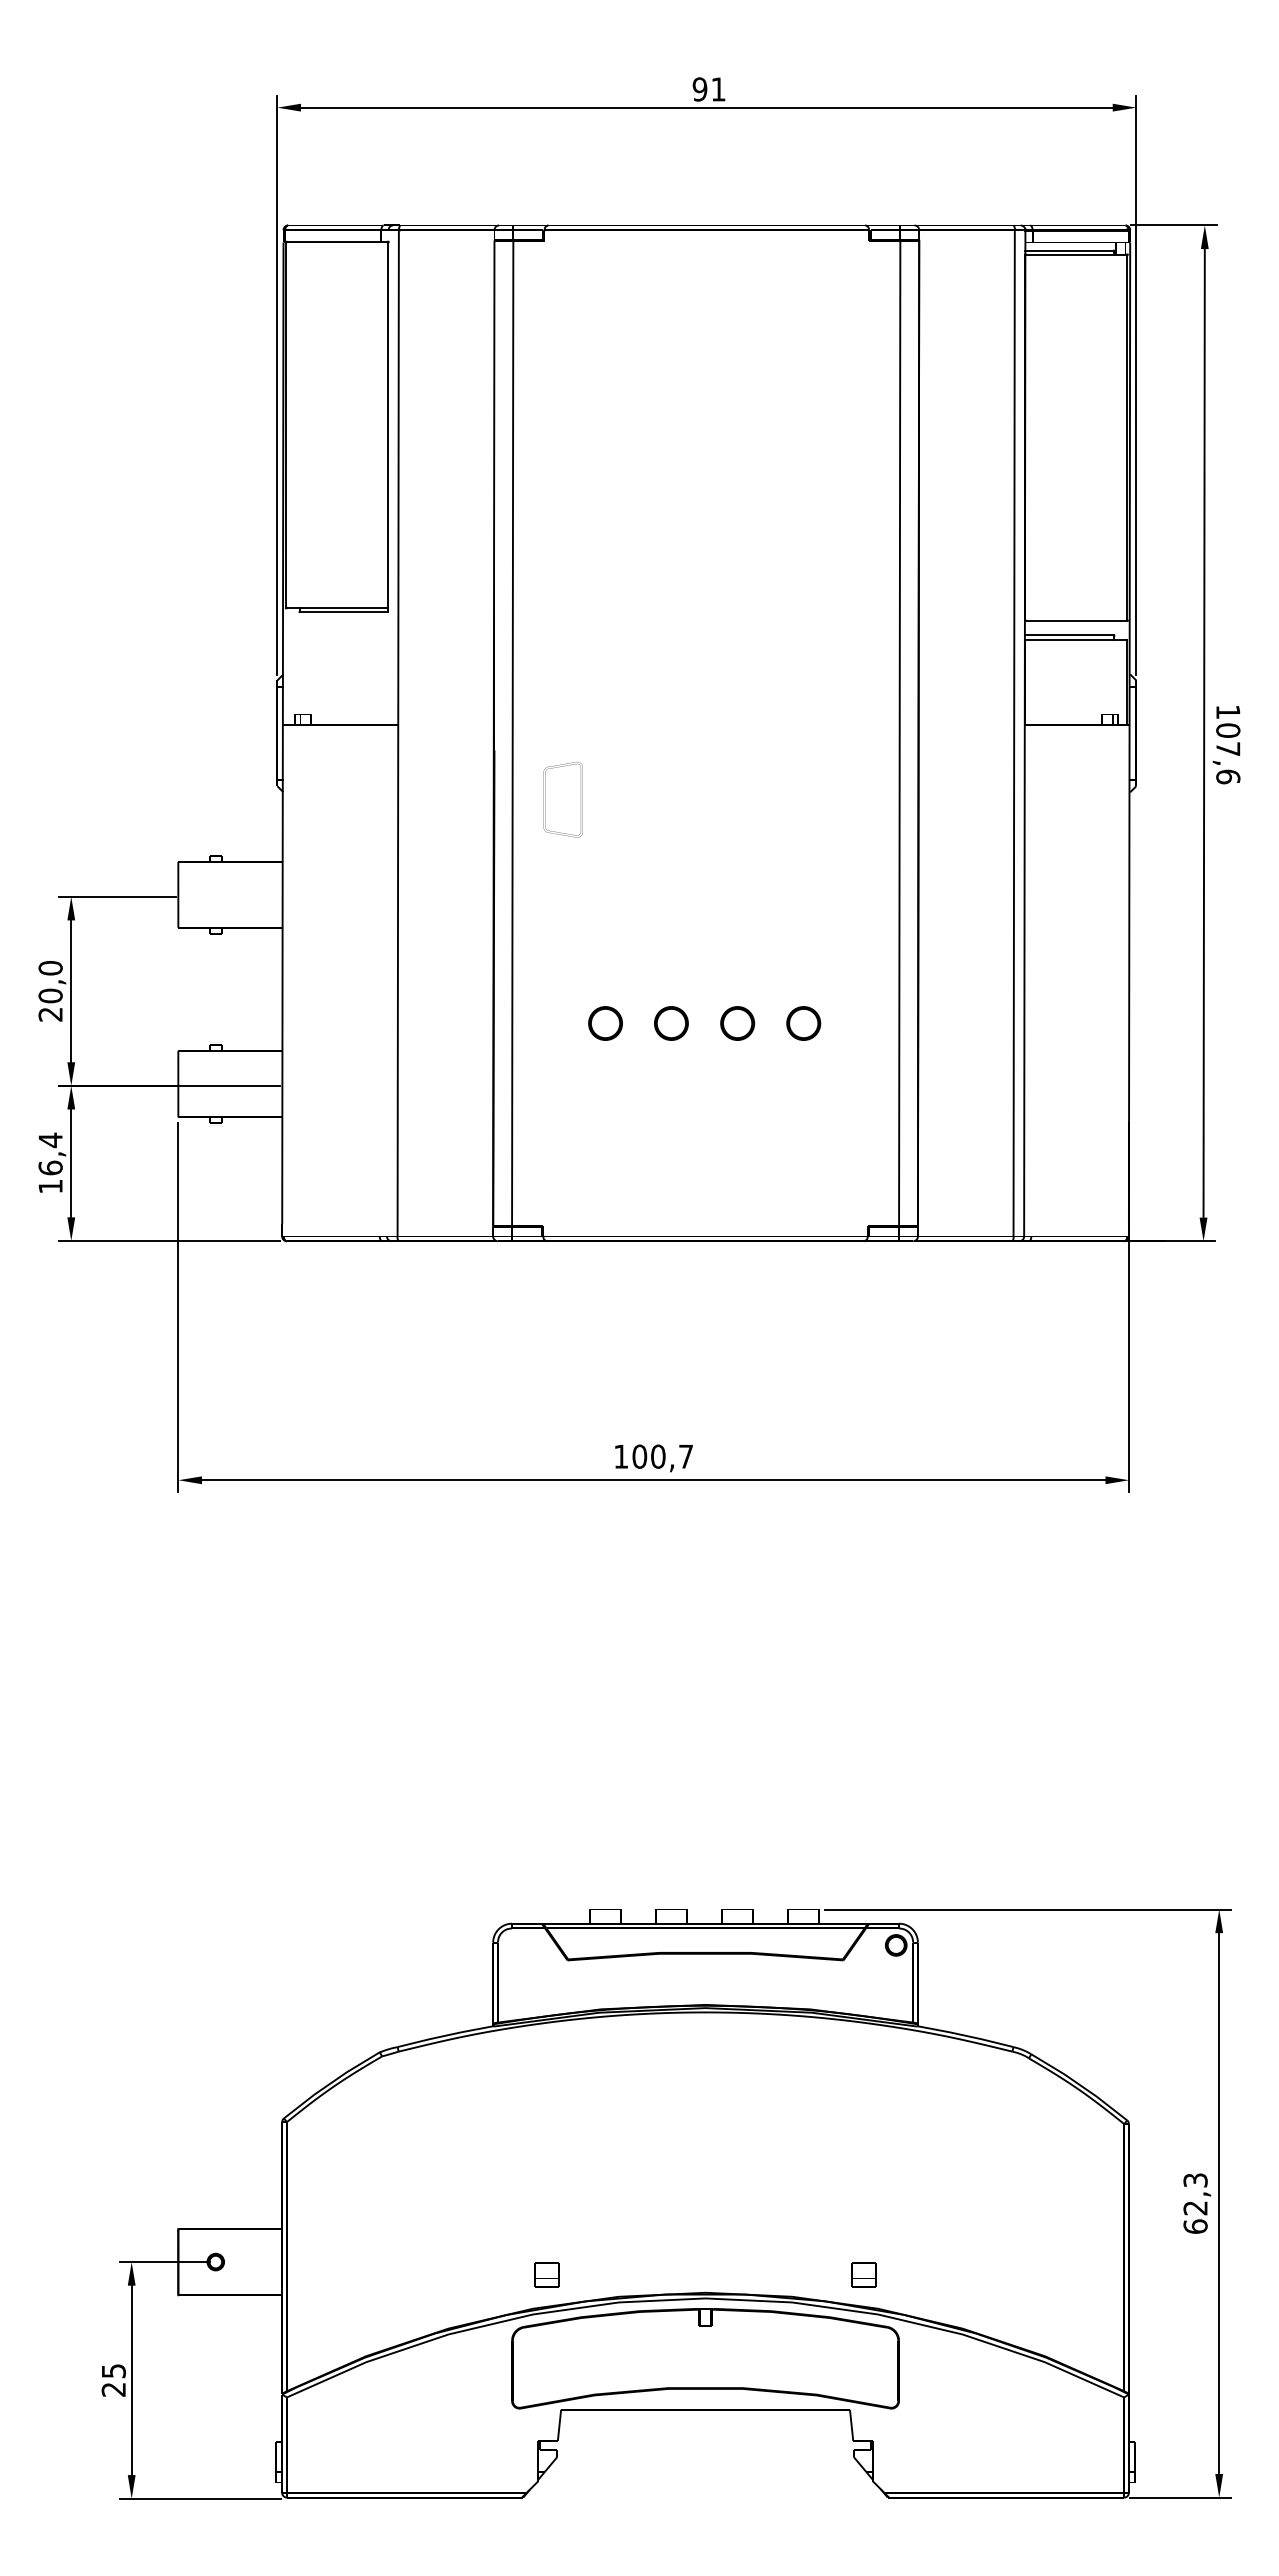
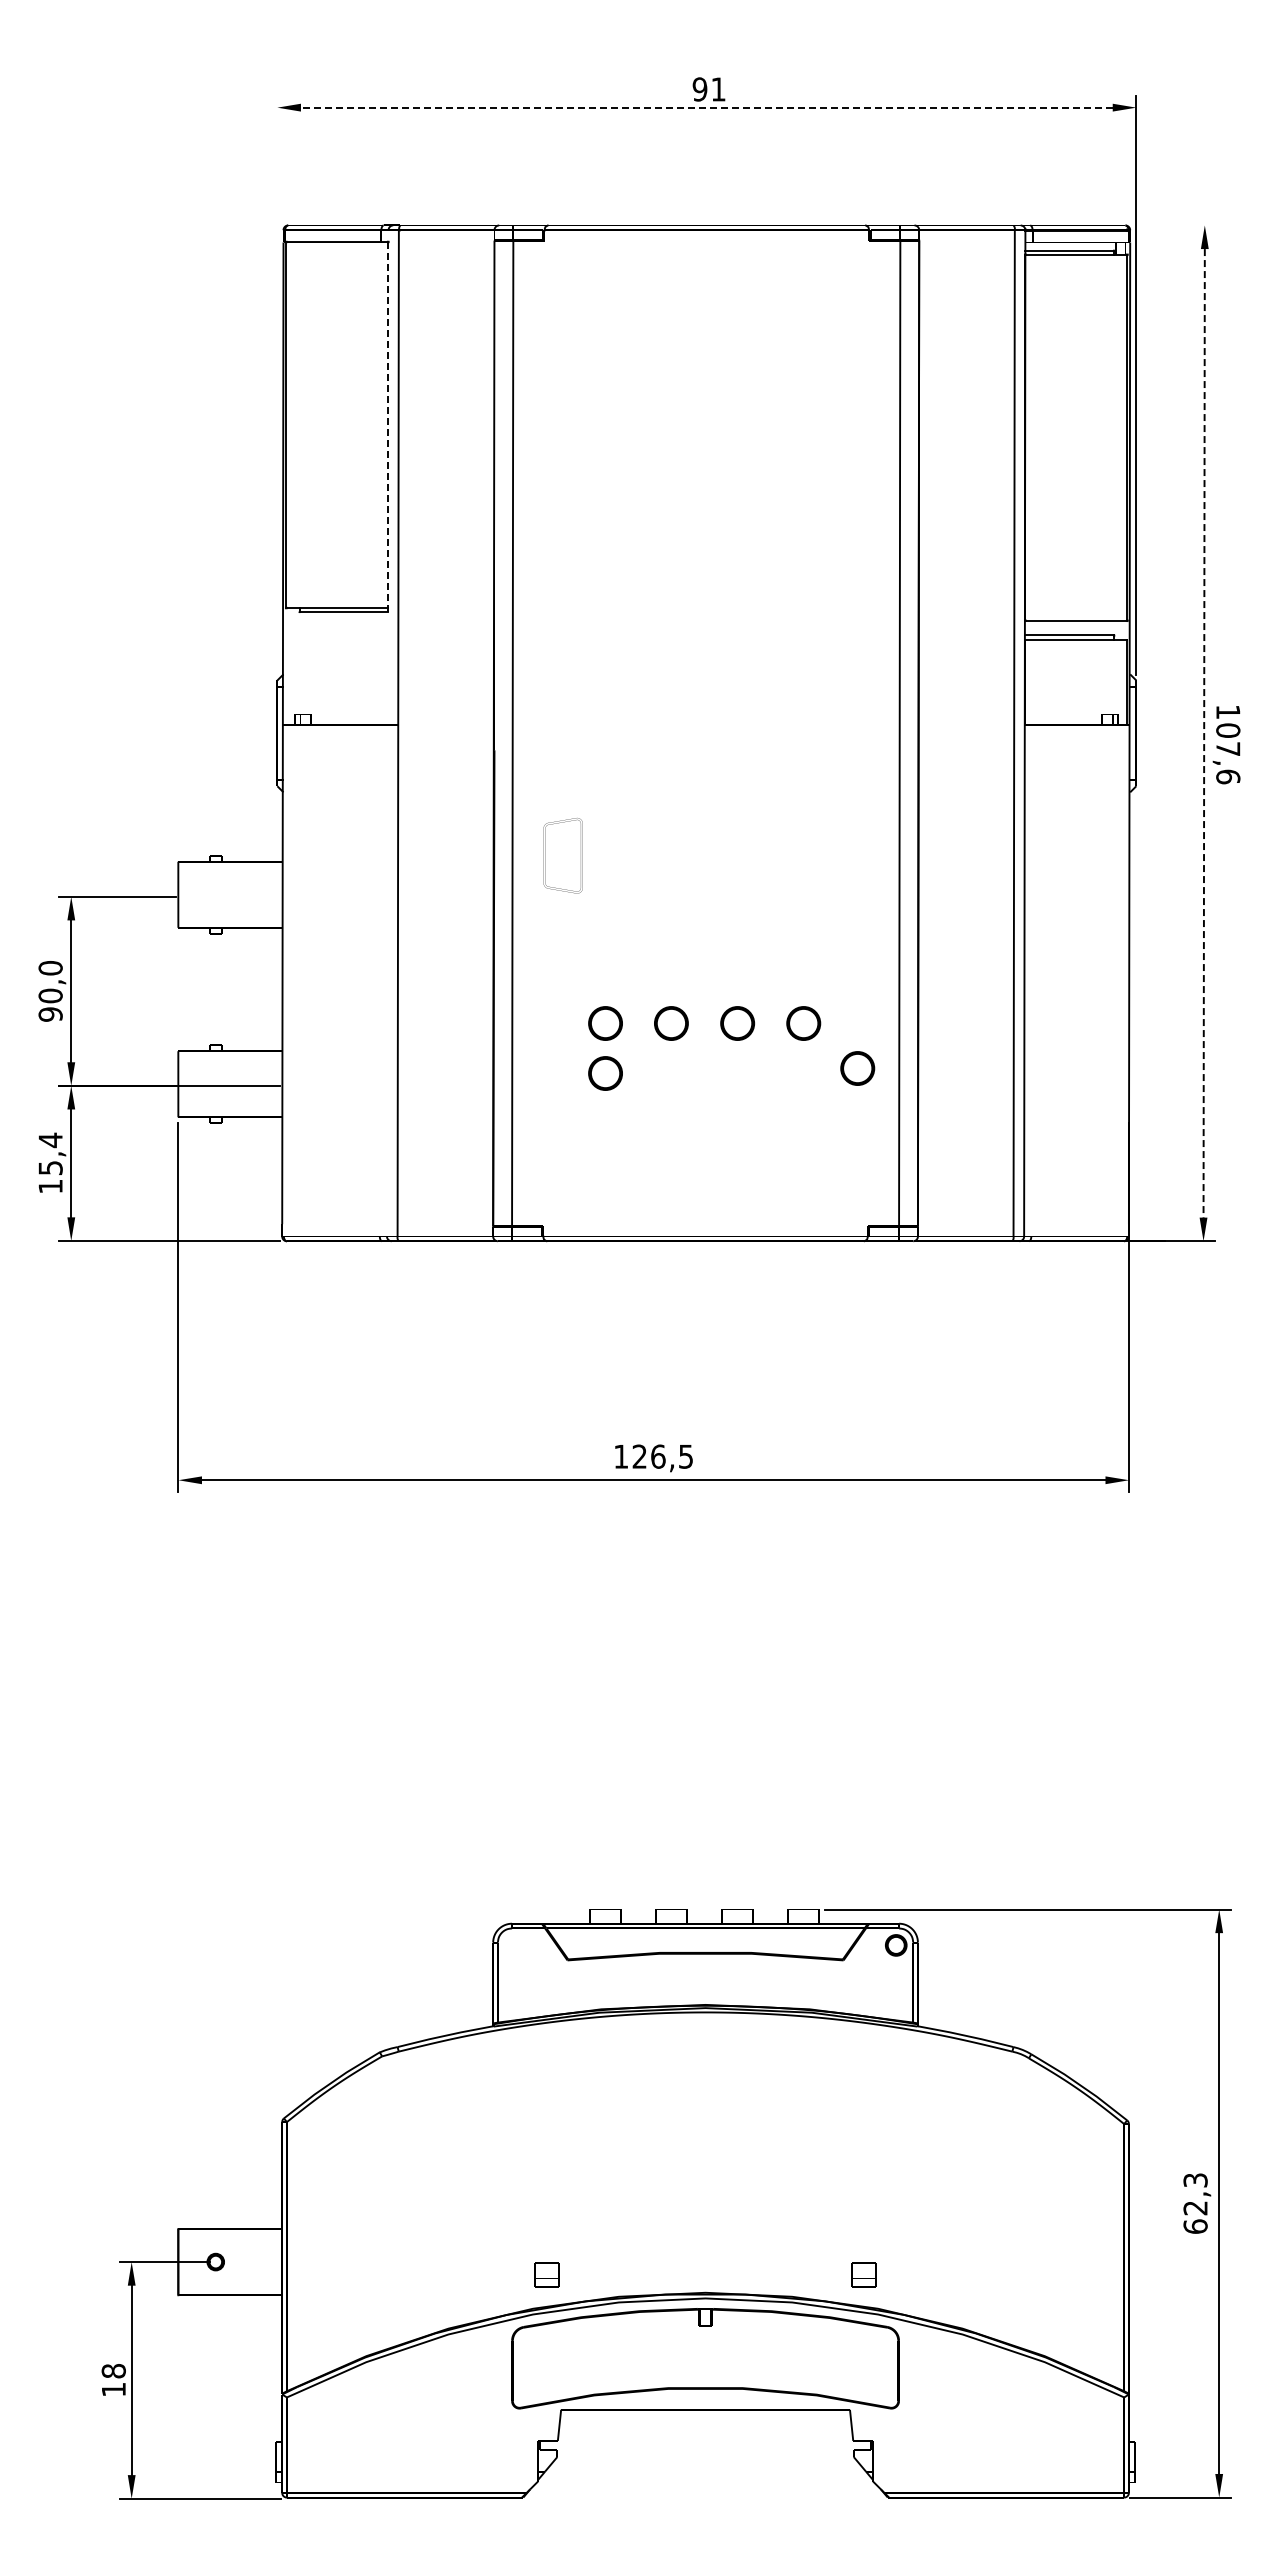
line: solid -> dashed (706, 107)
line: present -> none (1173, 225)
line: present -> none (277, 384)
line: solid -> dashed (388, 426)
line: solid -> dashed (1204, 733)
part position: (562, 799) -> (562, 855) (562, 855)
text: 20,0 -> 90,0 (50, 1014)
part: none -> present (857, 1068)
part: none -> present (605, 1073)
text: 16,4 -> 15,4 (50, 1167)
text: 100,7 -> 126,5 (662, 1456)
text: 25 -> 18 (113, 2380)
